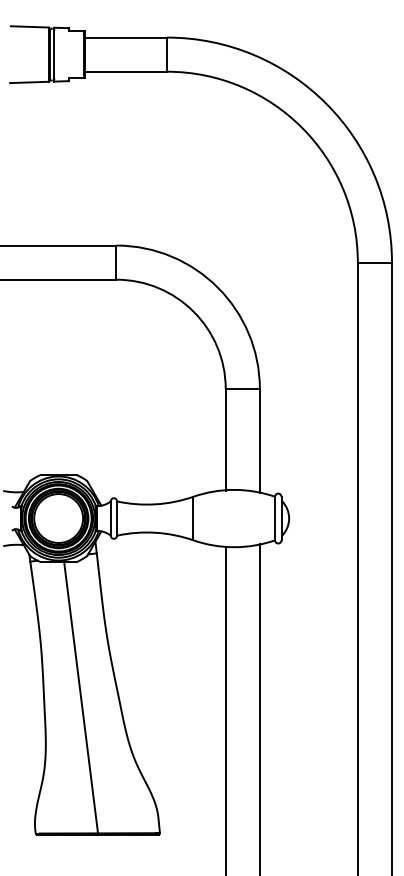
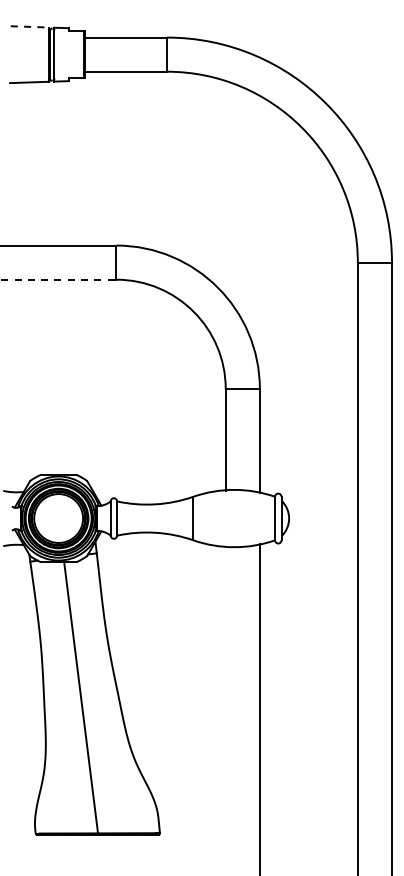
line: solid -> dashed (30, 26)
line: solid -> dashed (58, 279)
line: present -> none (225, 709)
